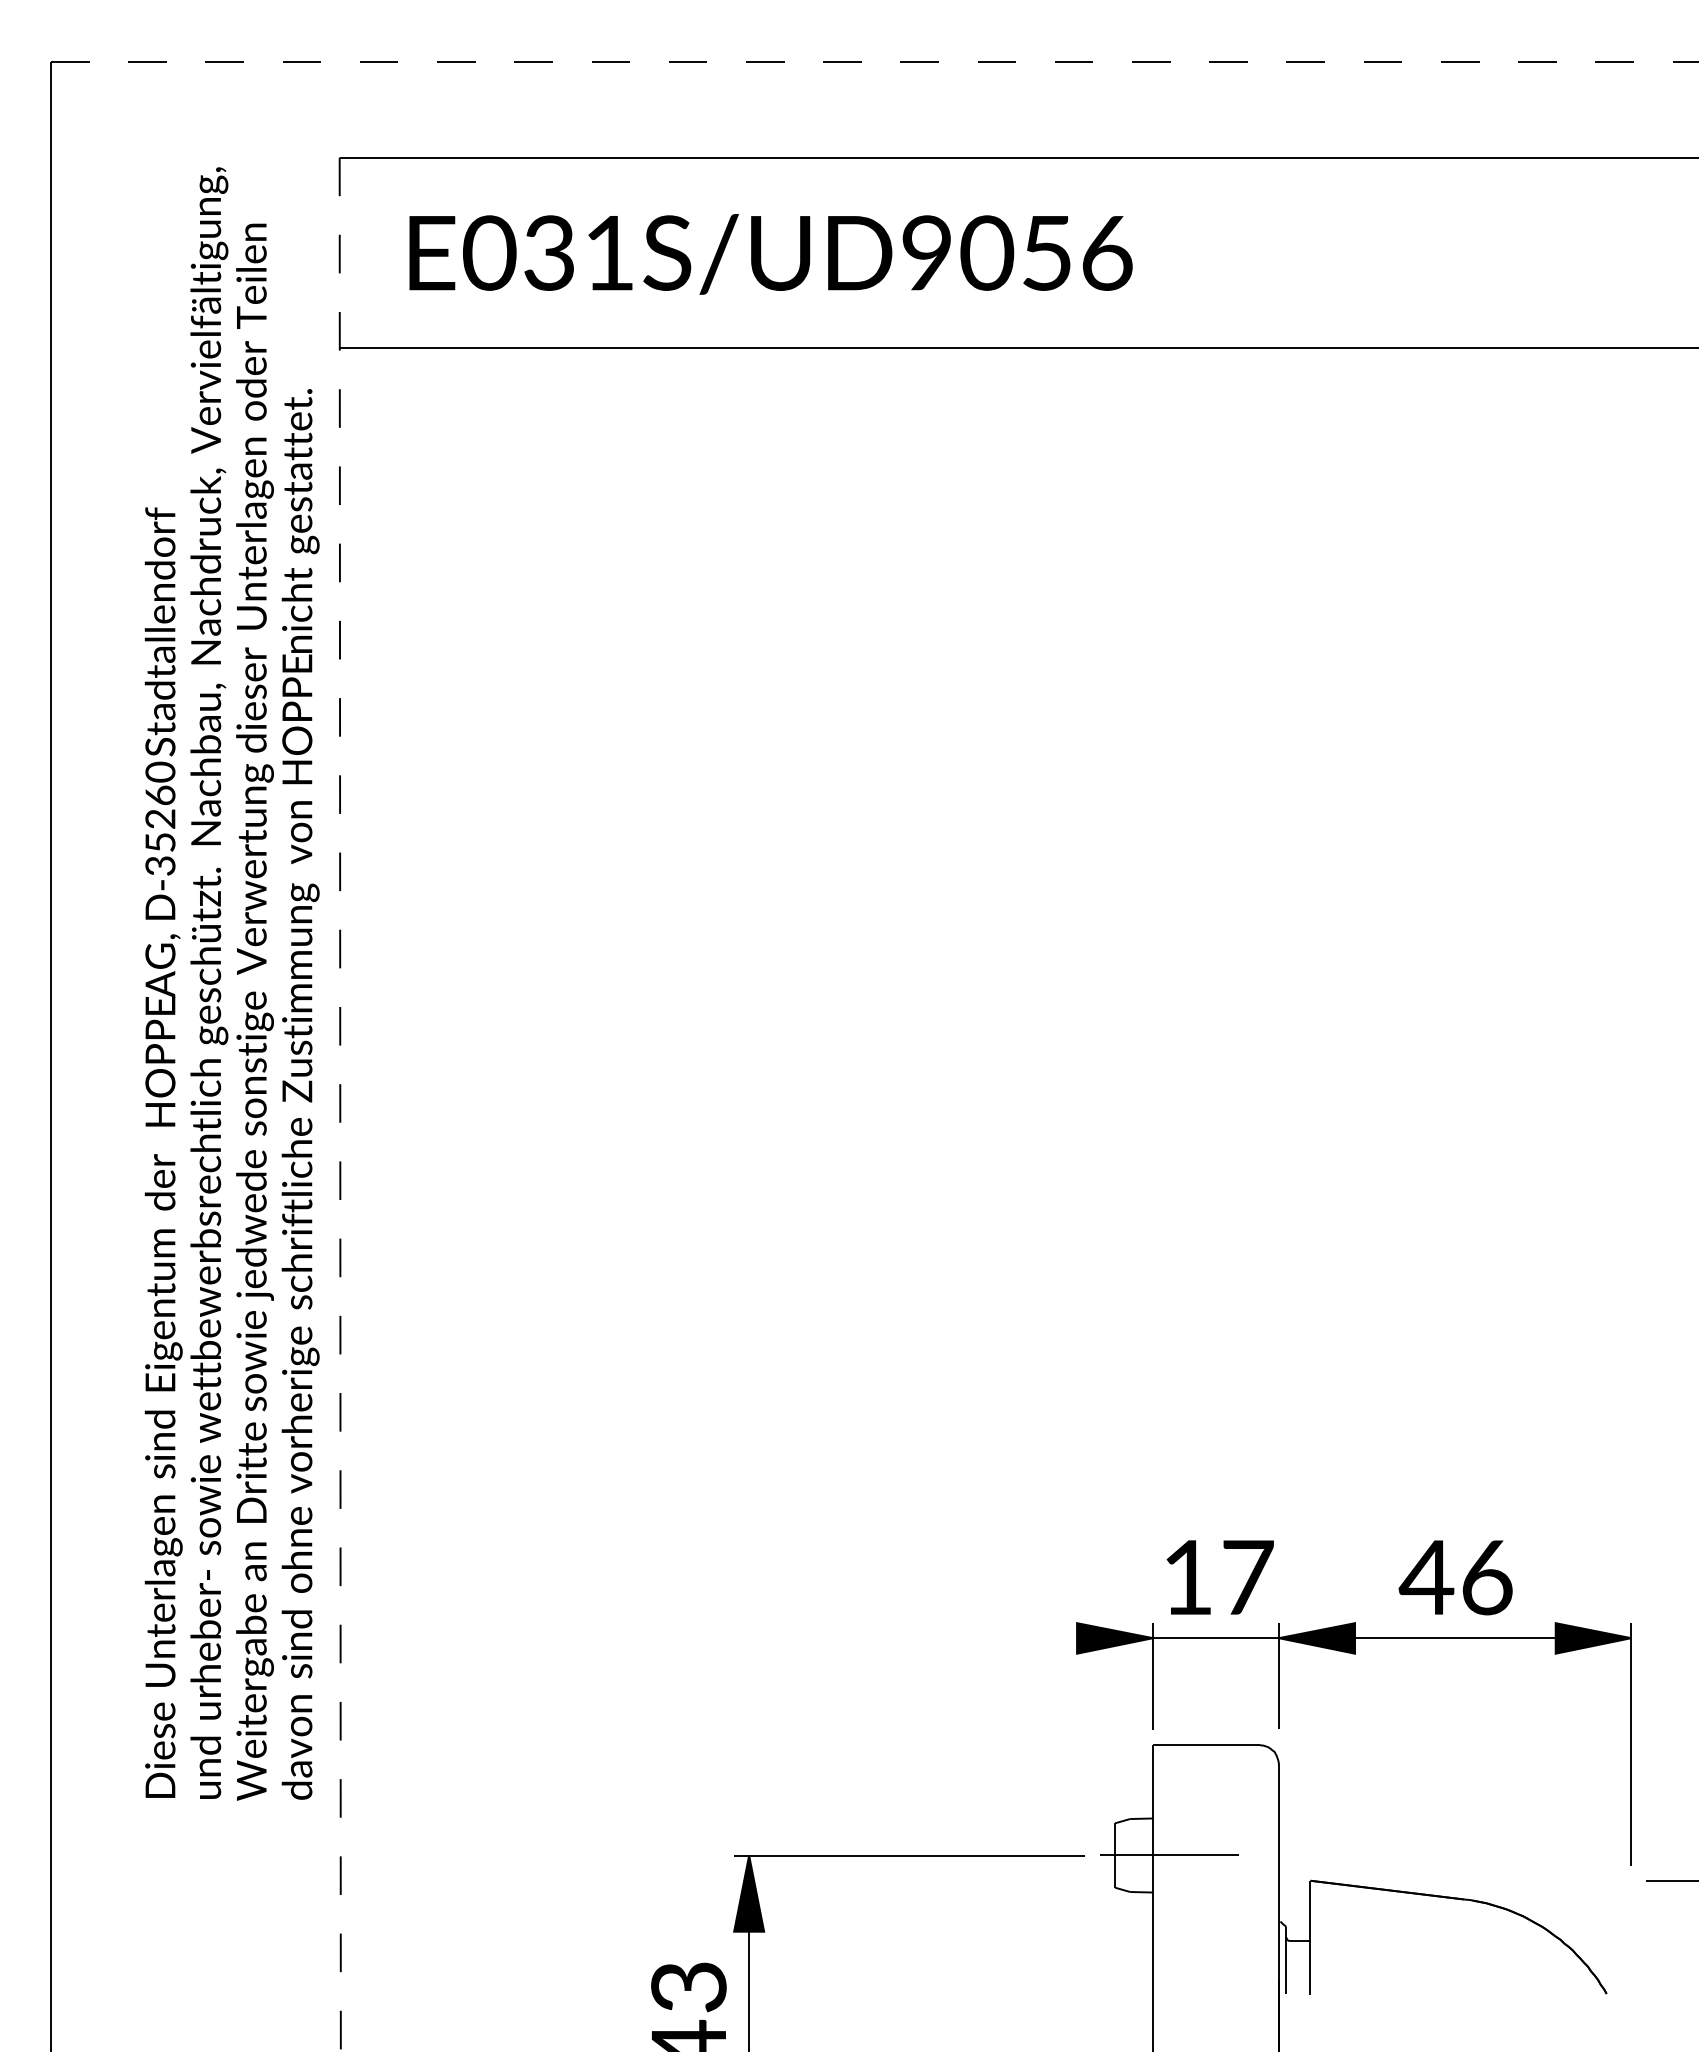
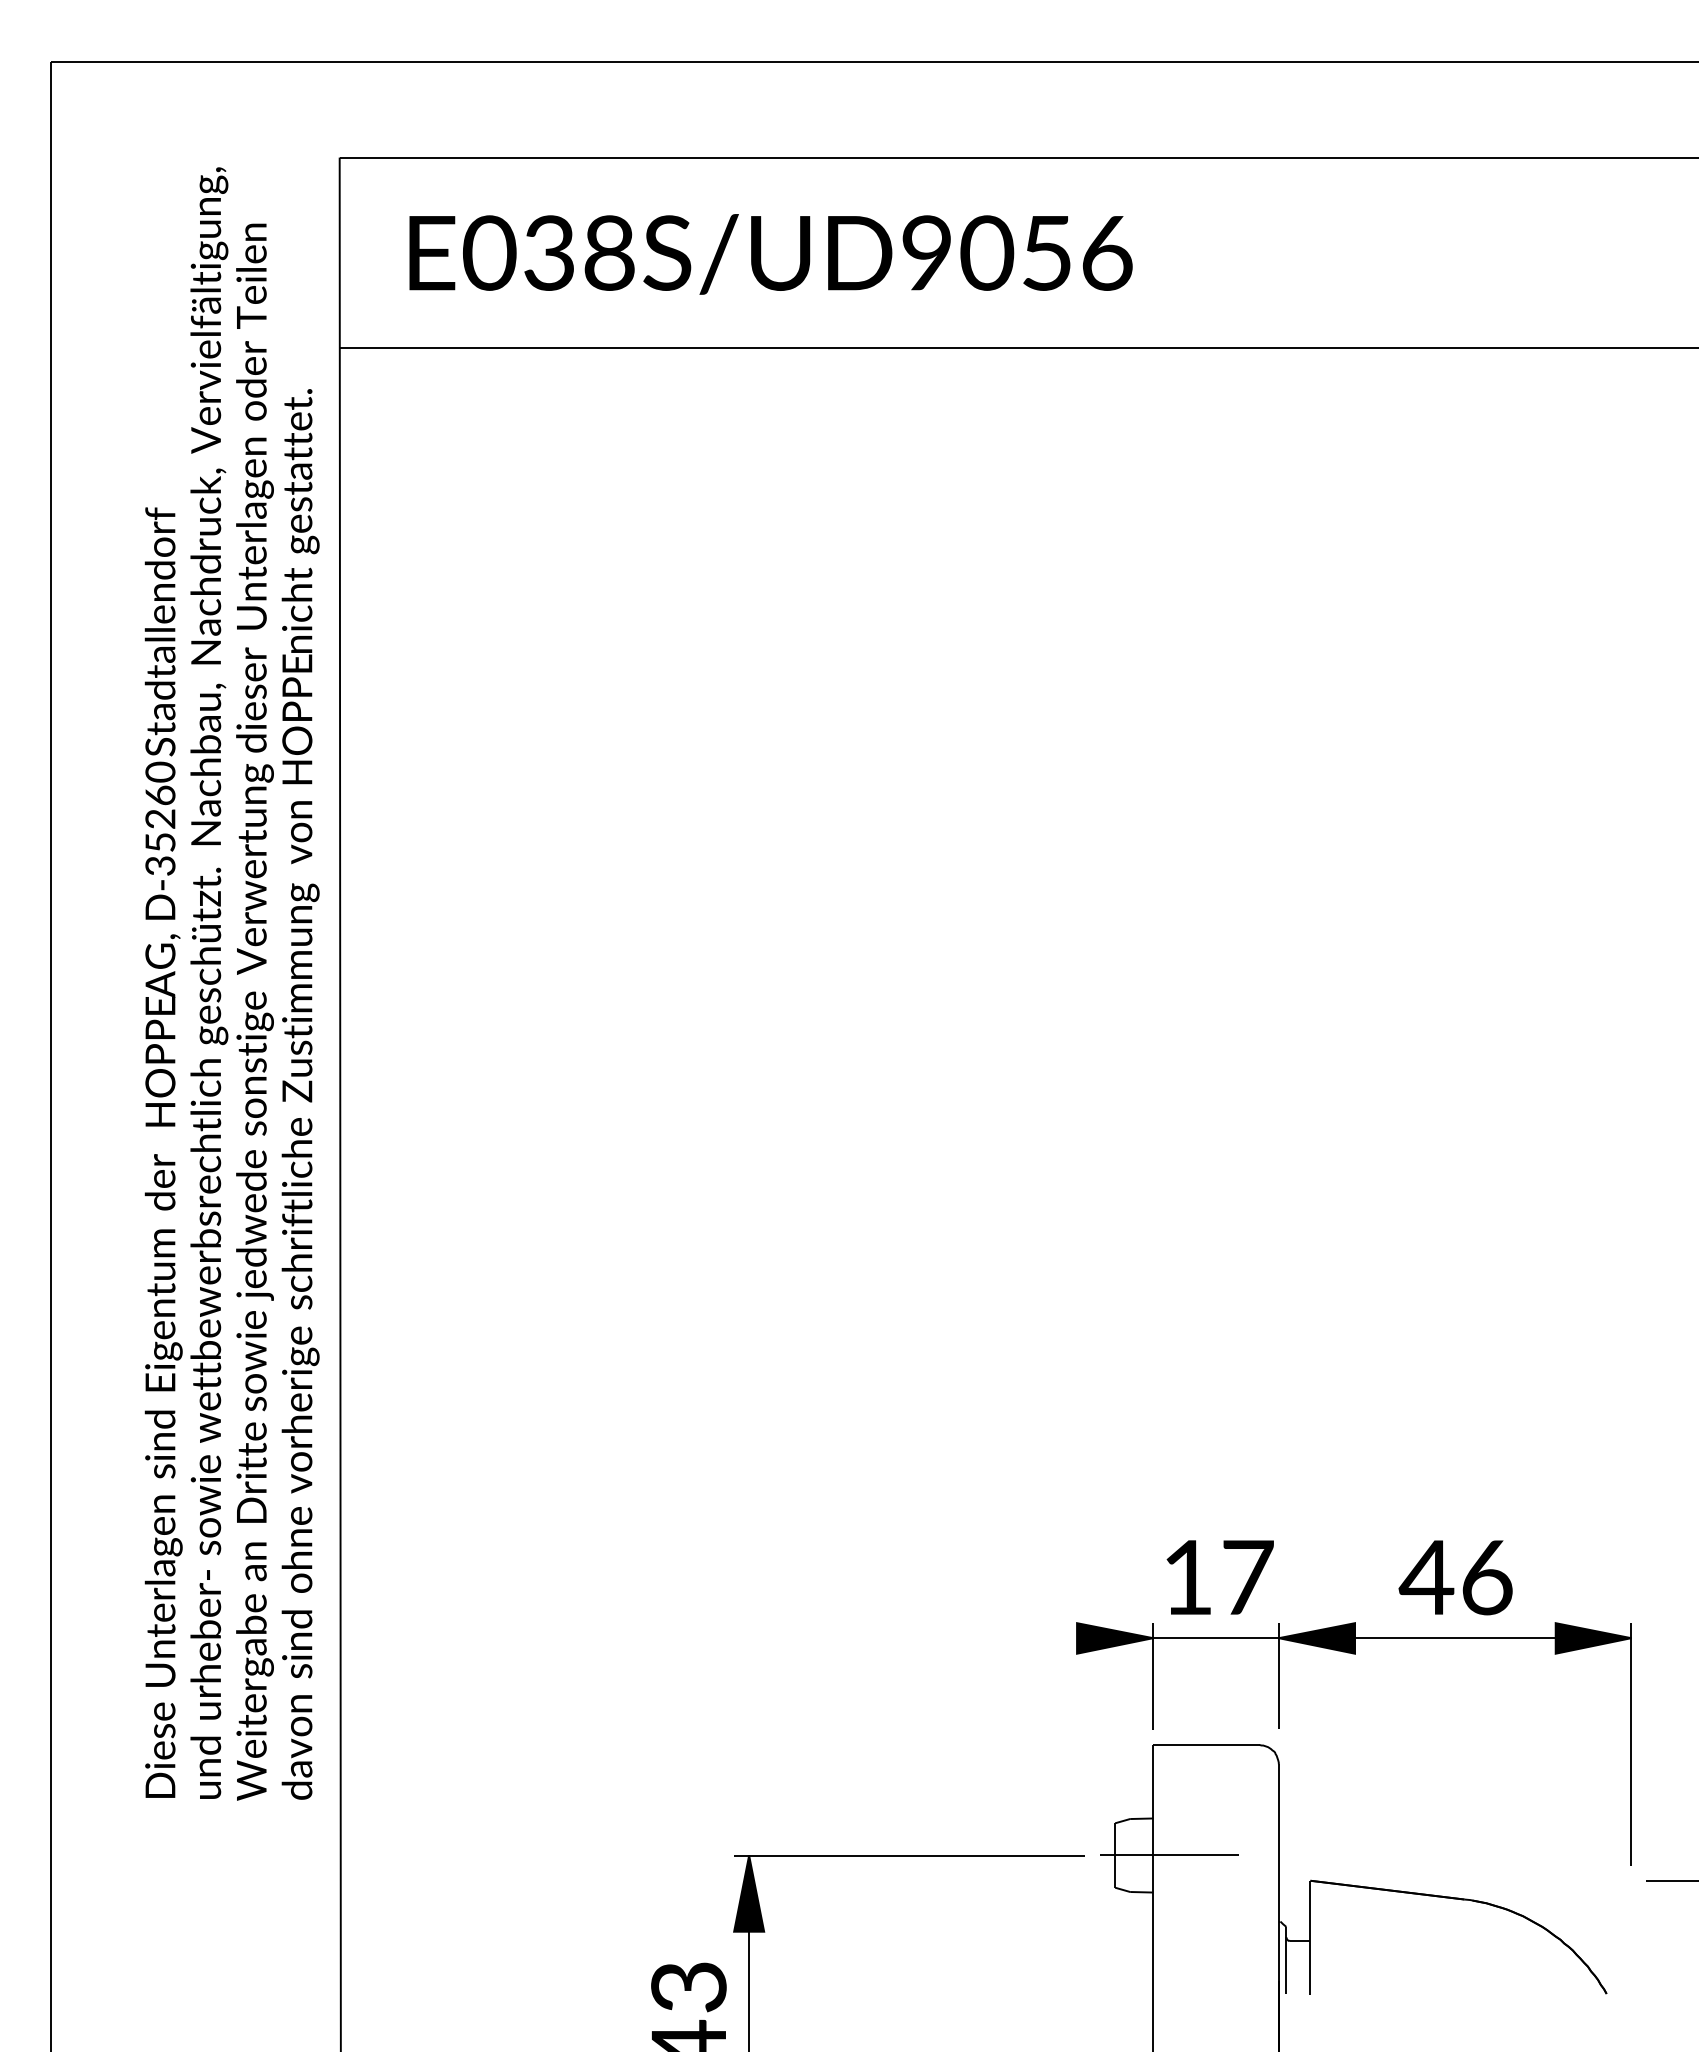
line: dashed -> solid (874, 61)
text: E031S/UD9056 -> E038S/UD9056 (609, 252)
line: dashed -> solid (340, 1104)
